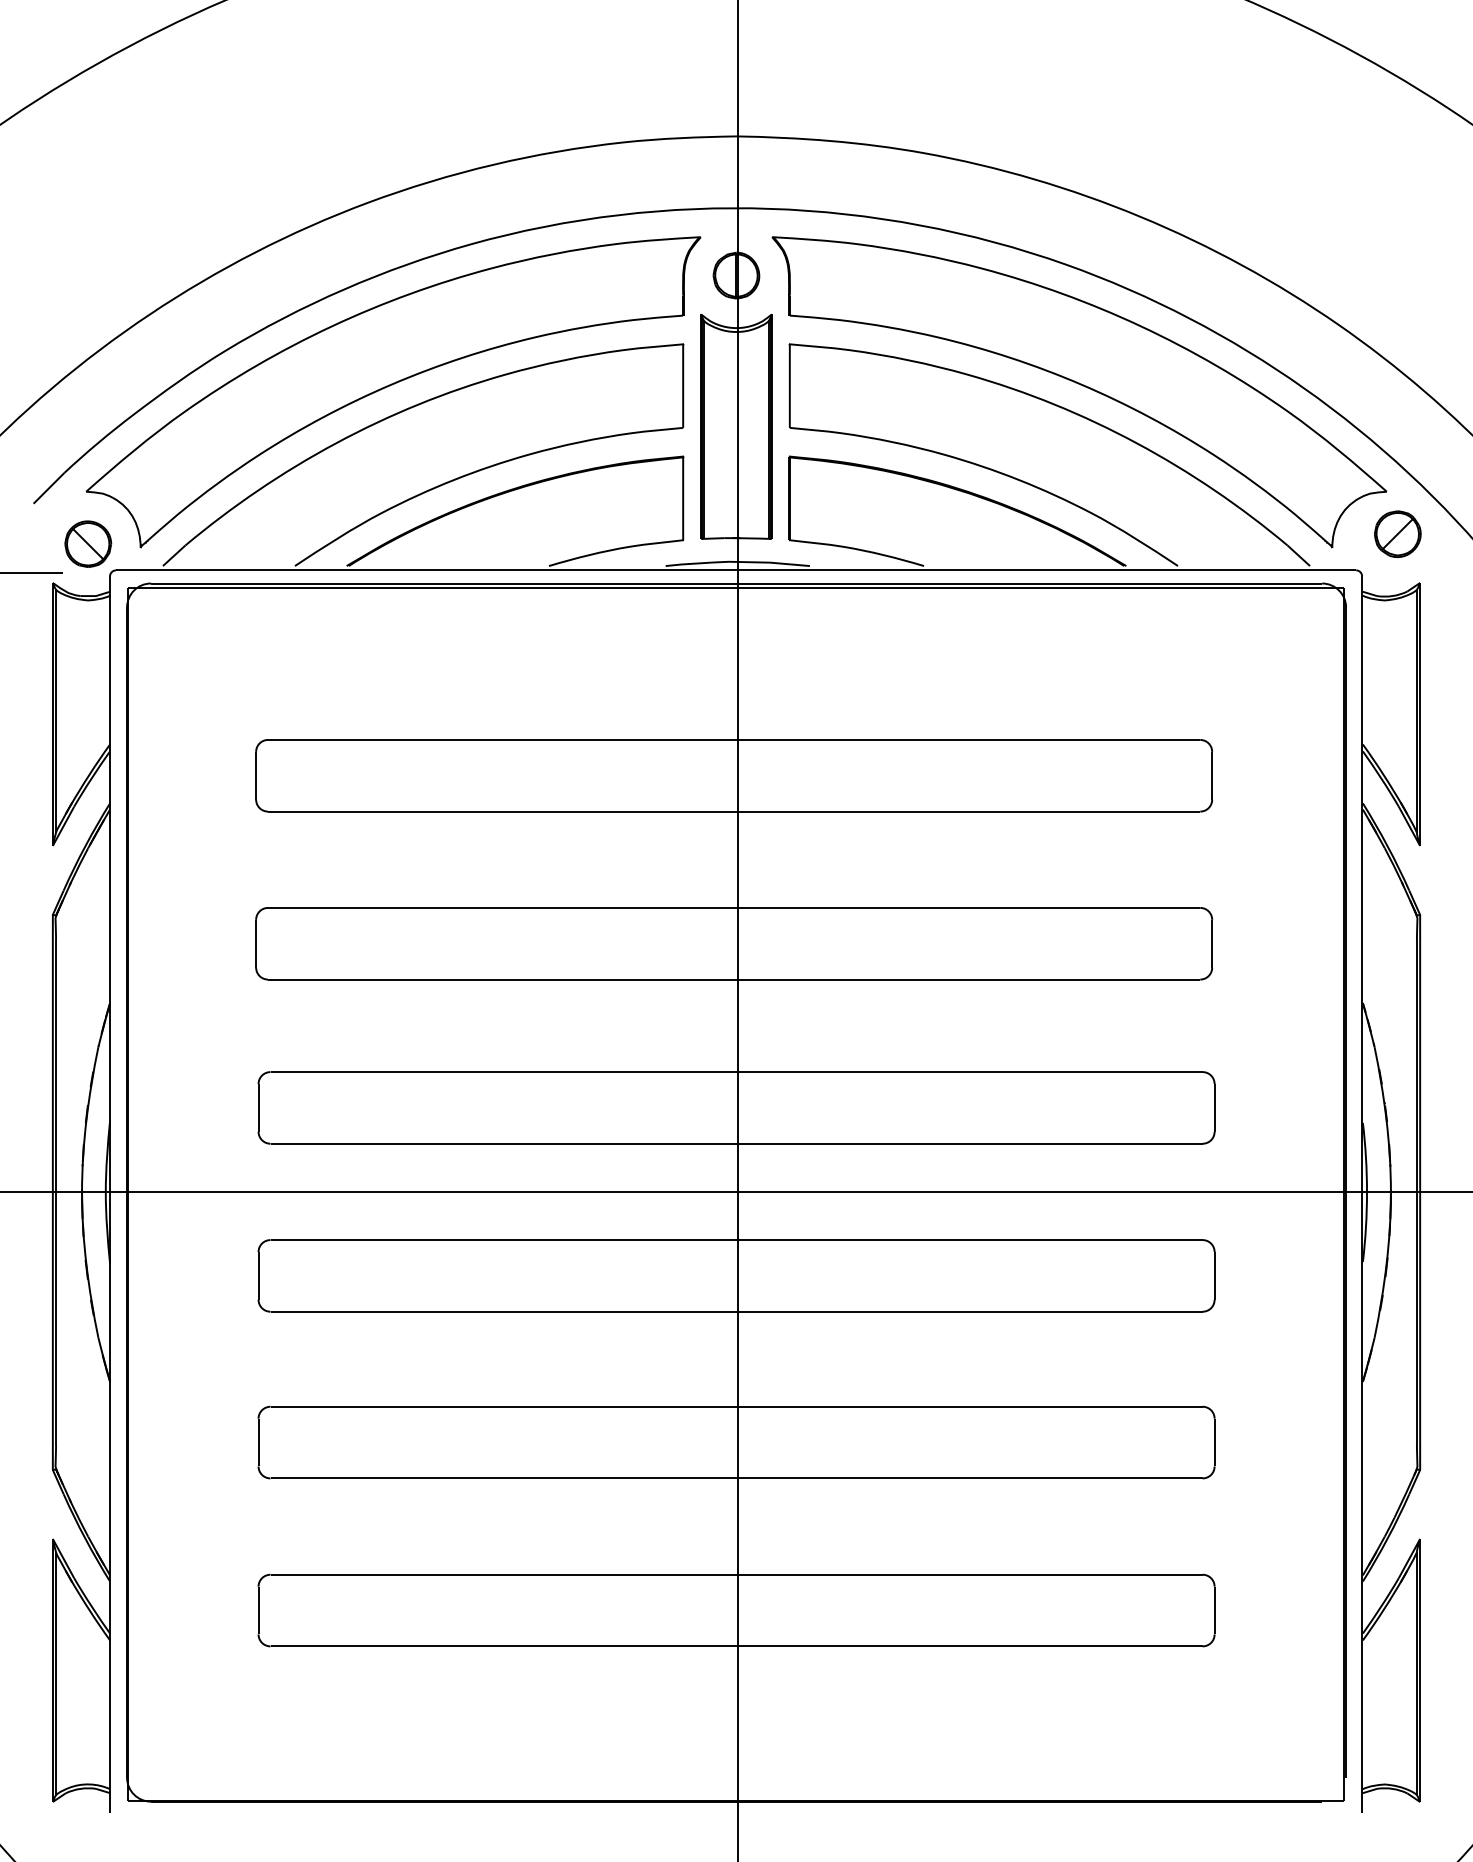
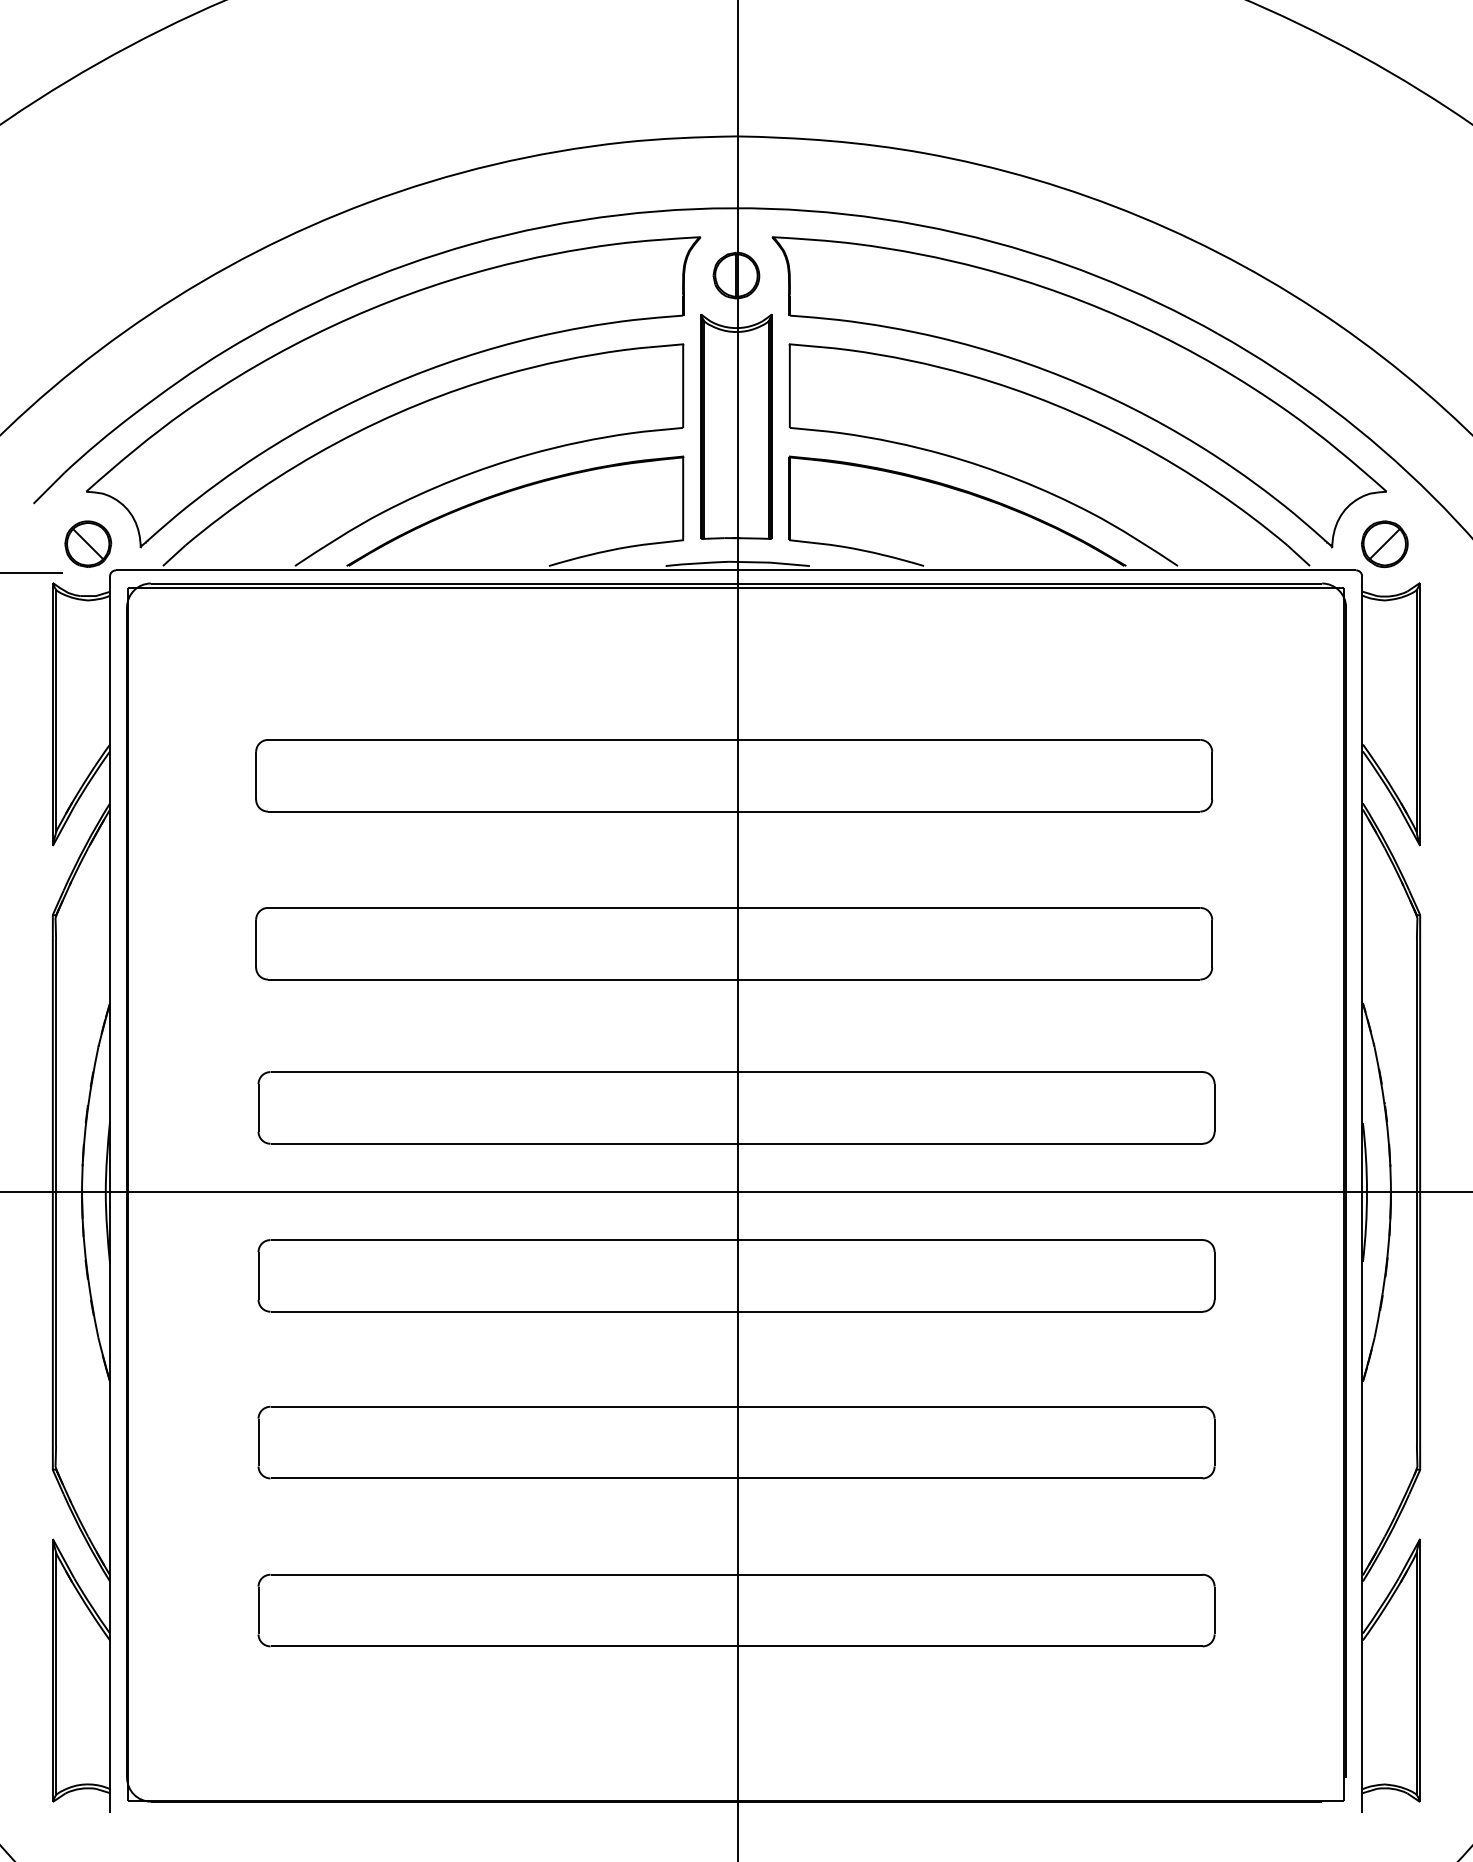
part position: (1397, 534) -> (1384, 544) (1384, 544)
